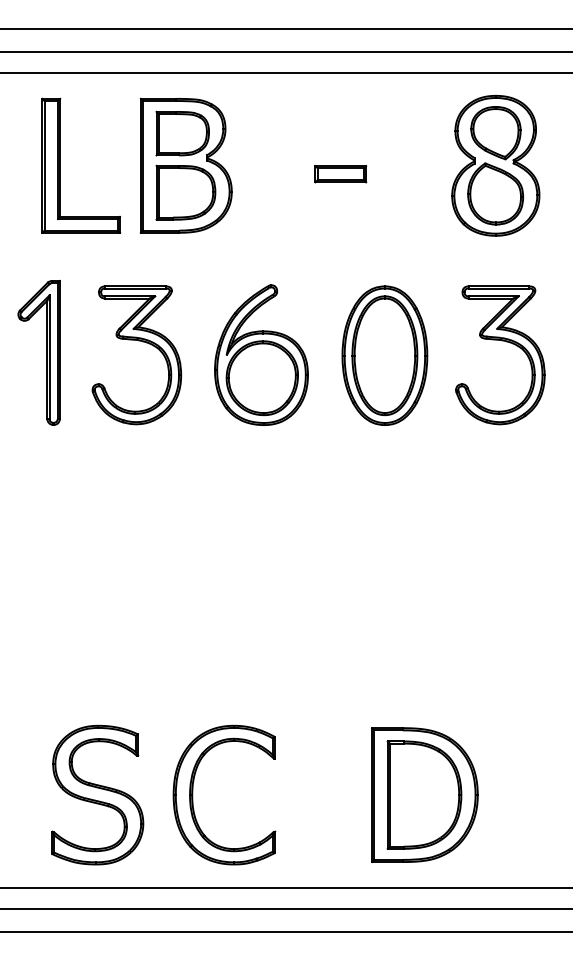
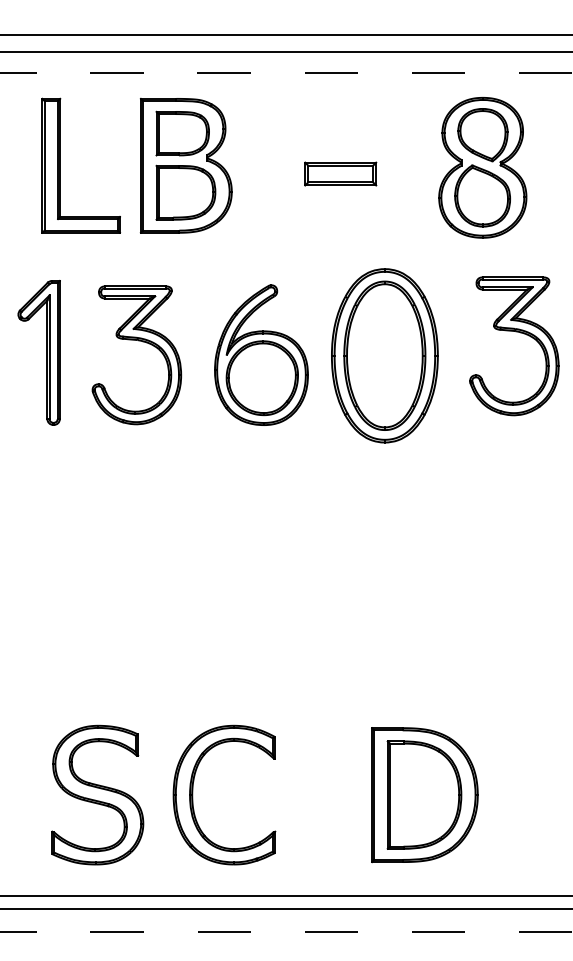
line position: (285, 28) -> (285, 34) (285, 34)
line: solid -> dashed (286, 73)
part position: (495, 165) -> (482, 167) (482, 167)
part size: 54x19 px -> 74x26 px (340, 173)
part position: (501, 341) -> (515, 332) (515, 332)
part size: 88x141 px -> 108x176 px (384, 355)
line position: (285, 887) -> (285, 895) (285, 895)
line: solid -> dashed (286, 932)
